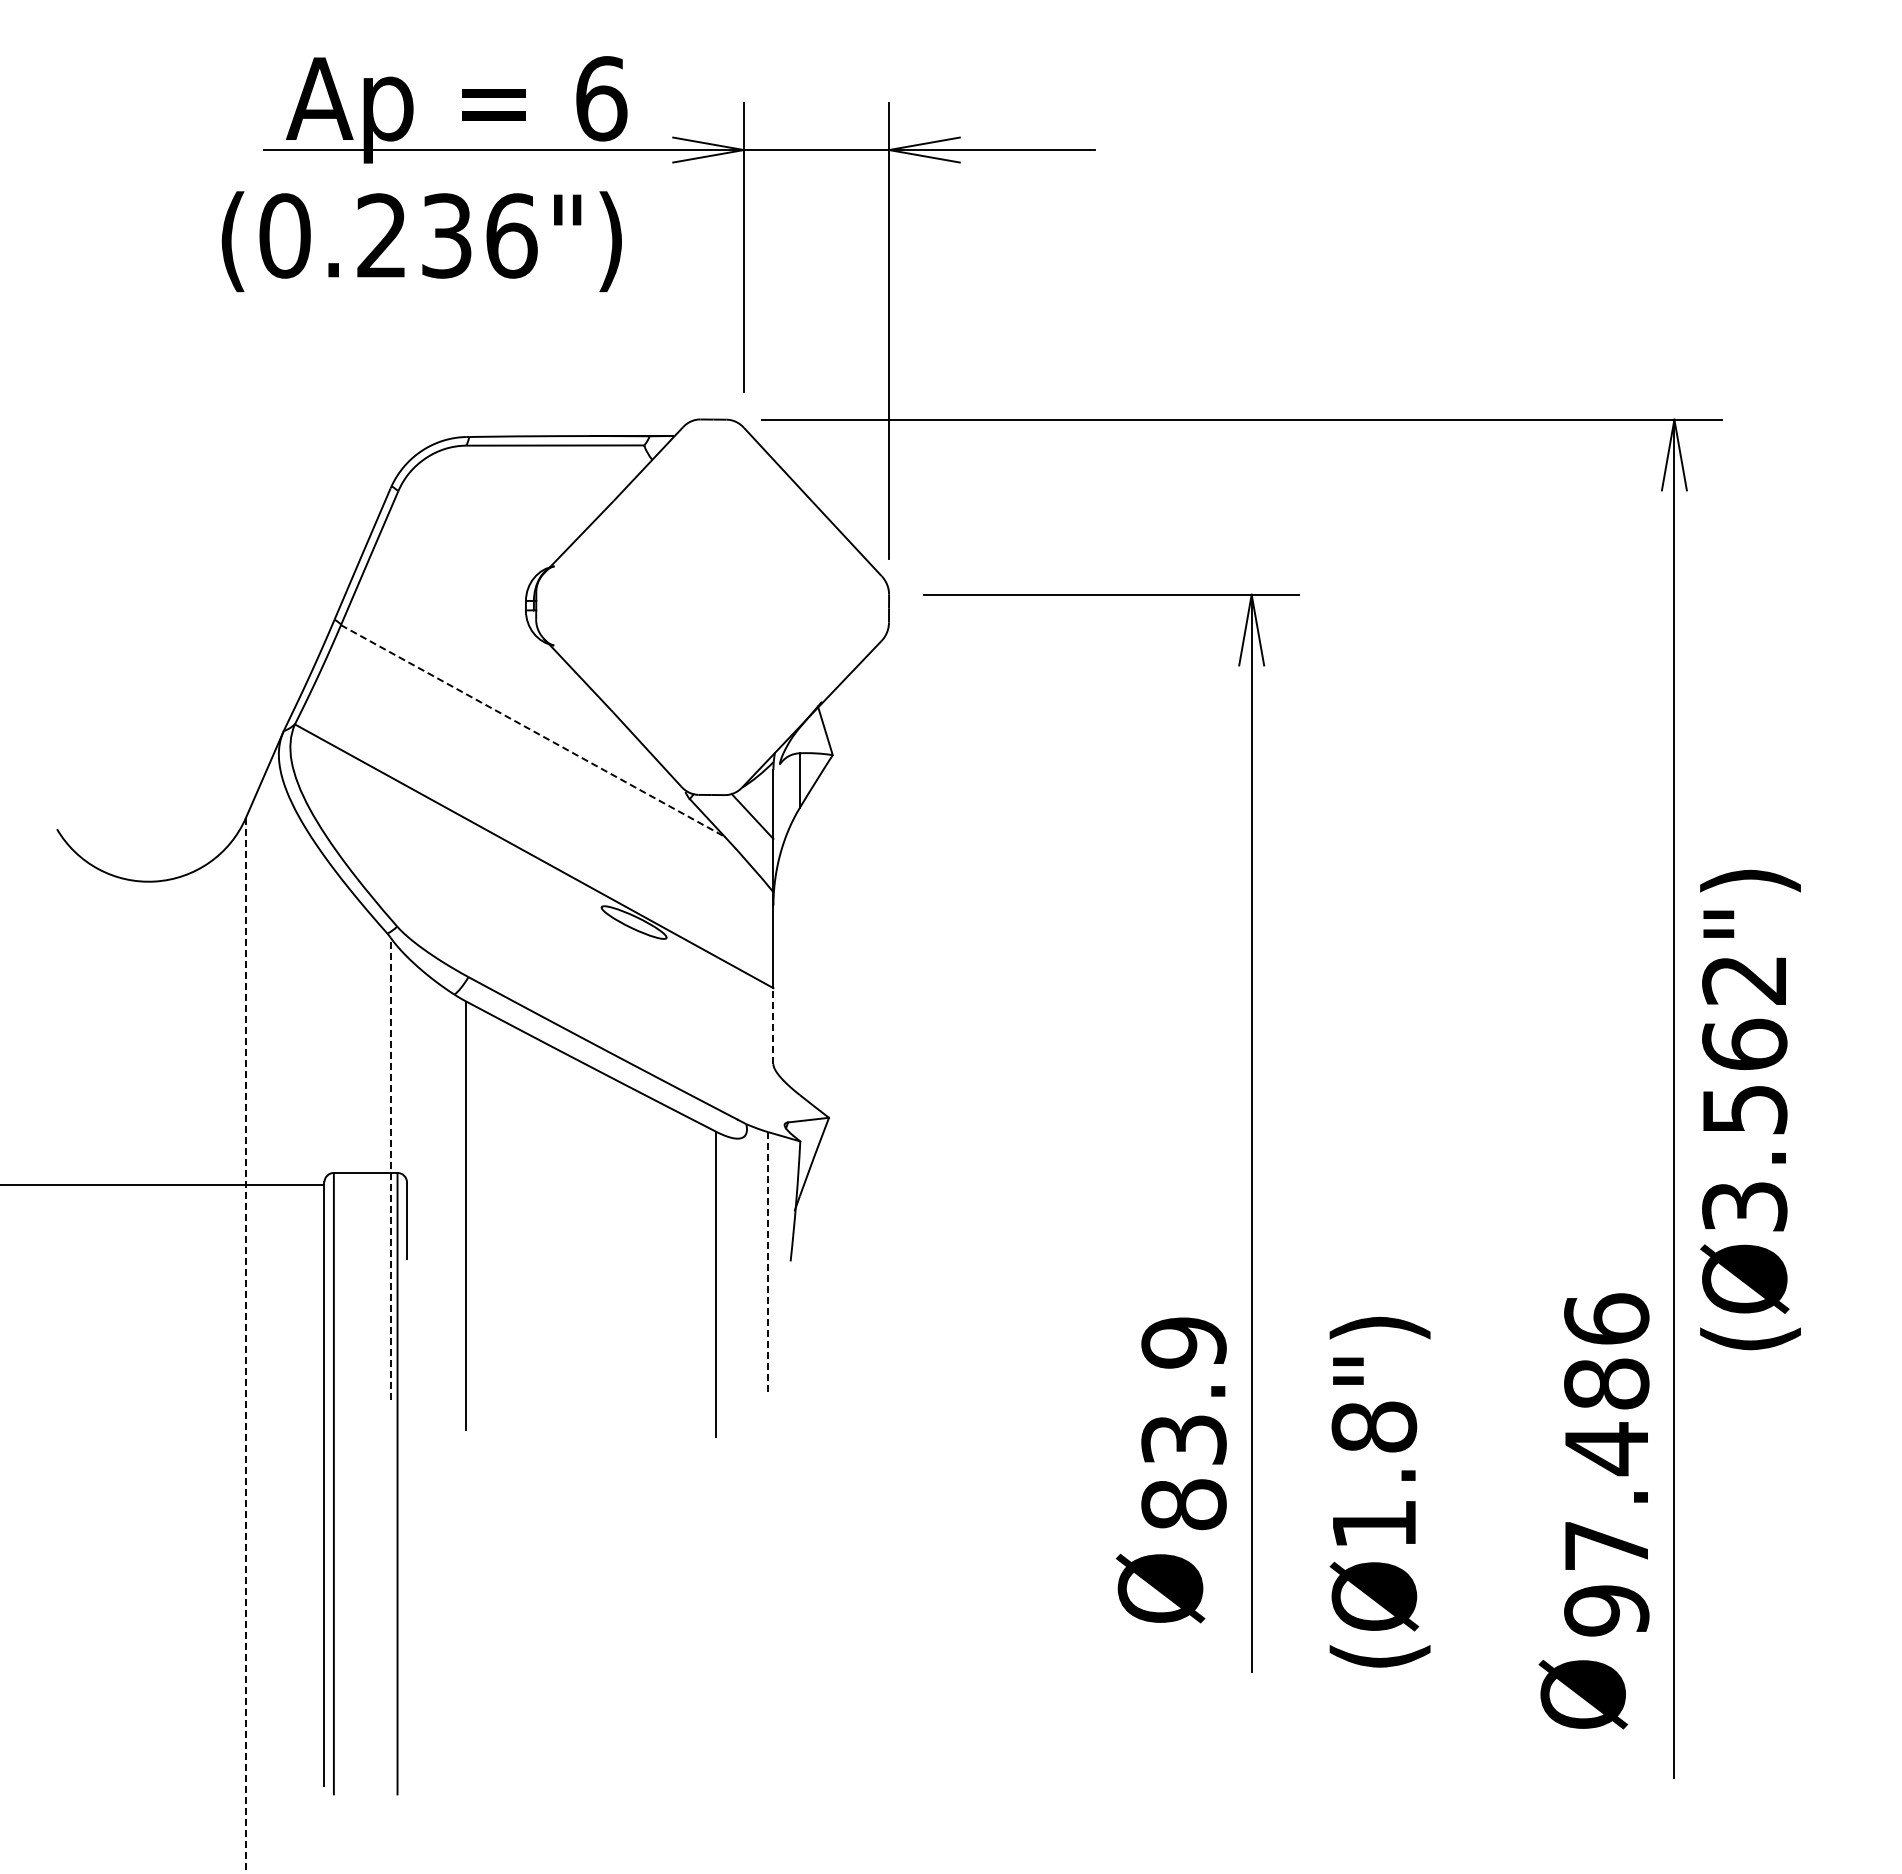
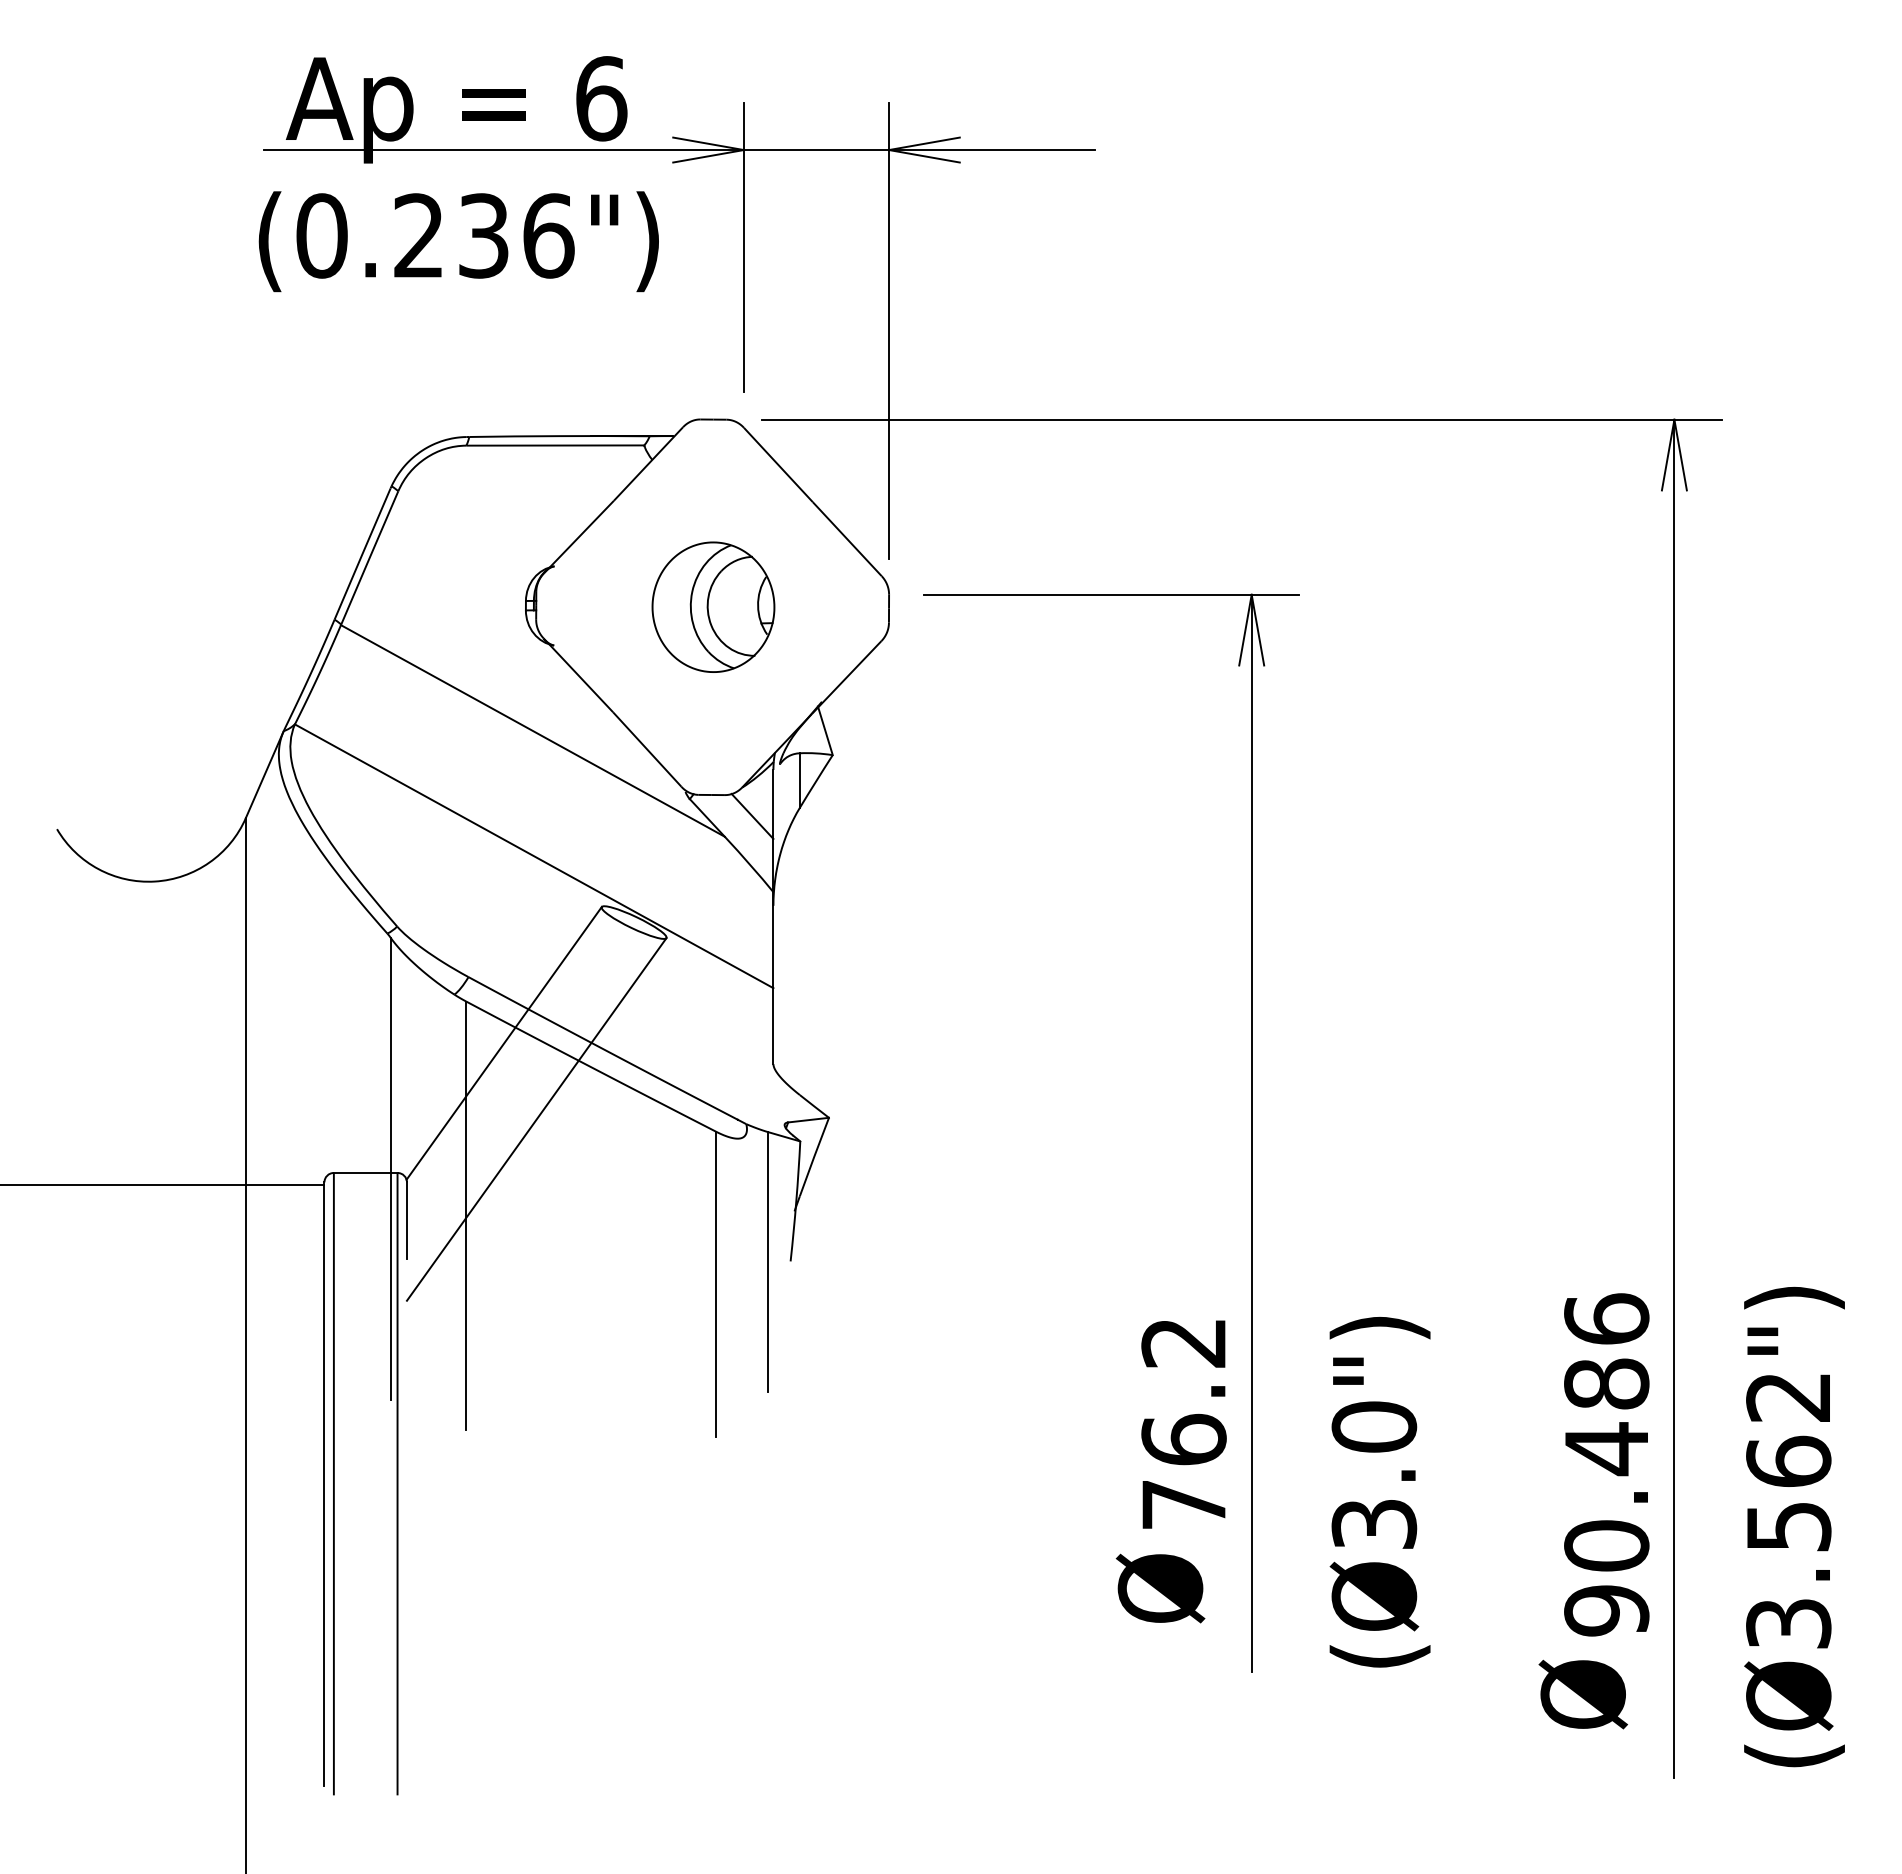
text position: (421, 241) -> (458, 241) (458, 241)
part: none -> present (713, 606)
line: dashed -> solid (533, 731)
line: dashed -> solid (773, 1026)
line: none -> present (503, 1042)
text position: (1750, 1109) -> (1794, 1526) (1794, 1526)
line: none -> present (536, 1119)
line: dashed -> solid (390, 1168)
line: dashed -> solid (768, 1262)
line: dashed -> solid (245, 1345)
text: 83.9 -> 76.2 (1183, 1423)
text: (Ø1.8") -> (Ø3.0") (1374, 1474)
text: 97.486 -> 90.486 (1606, 1545)
